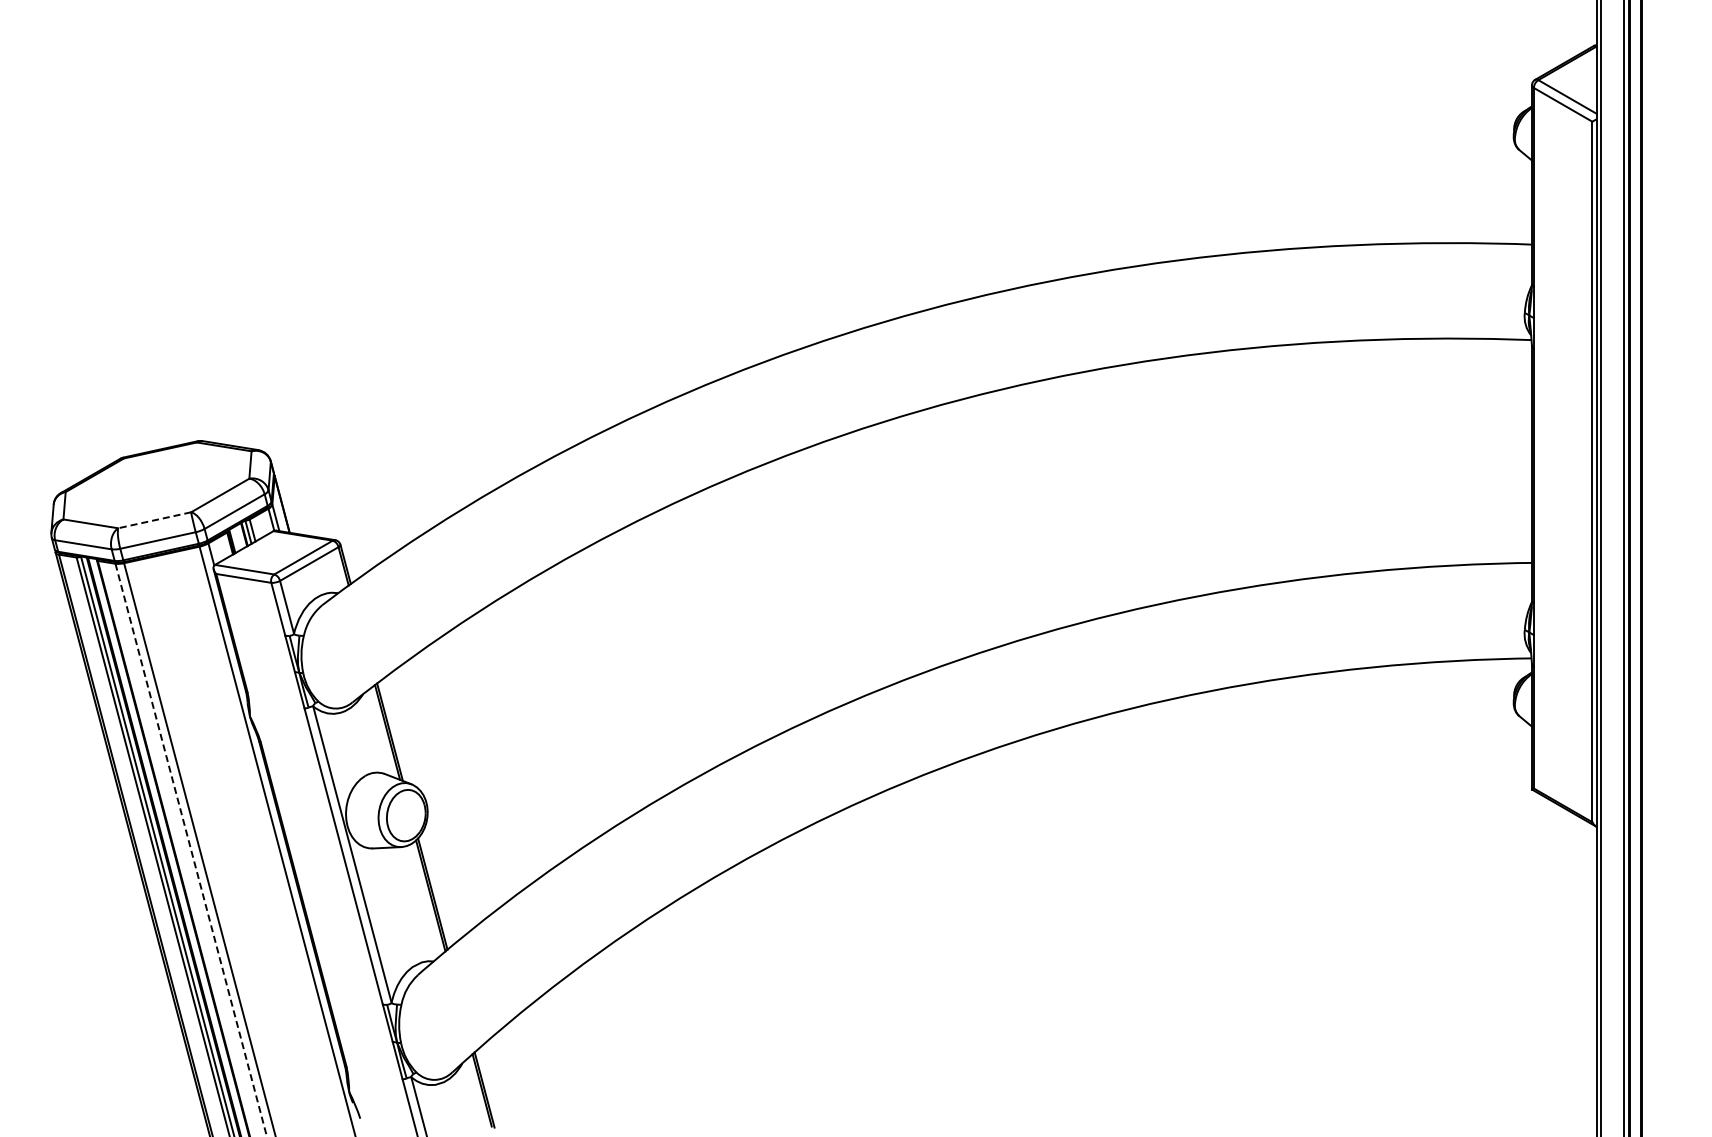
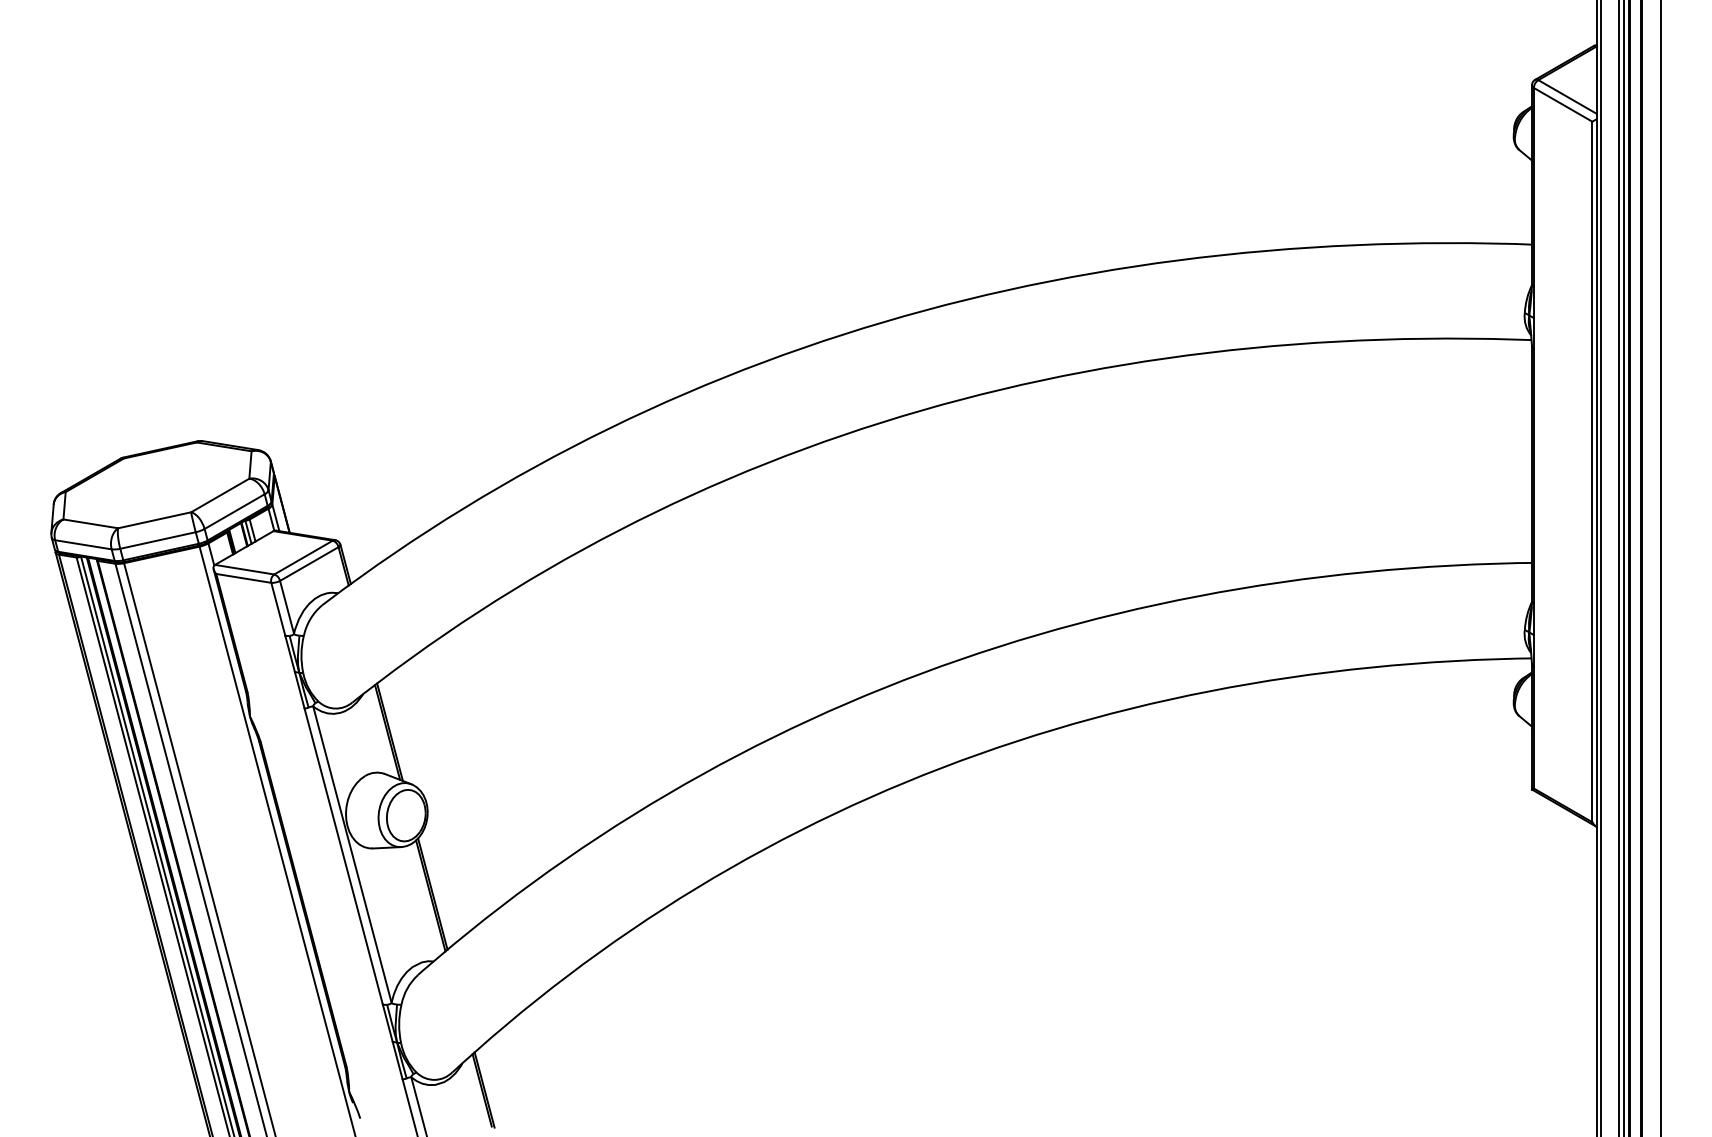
line: dashed -> solid (154, 520)
line: none -> present (1619, 567)
line: none -> present (1660, 567)
line: dashed -> solid (191, 850)
